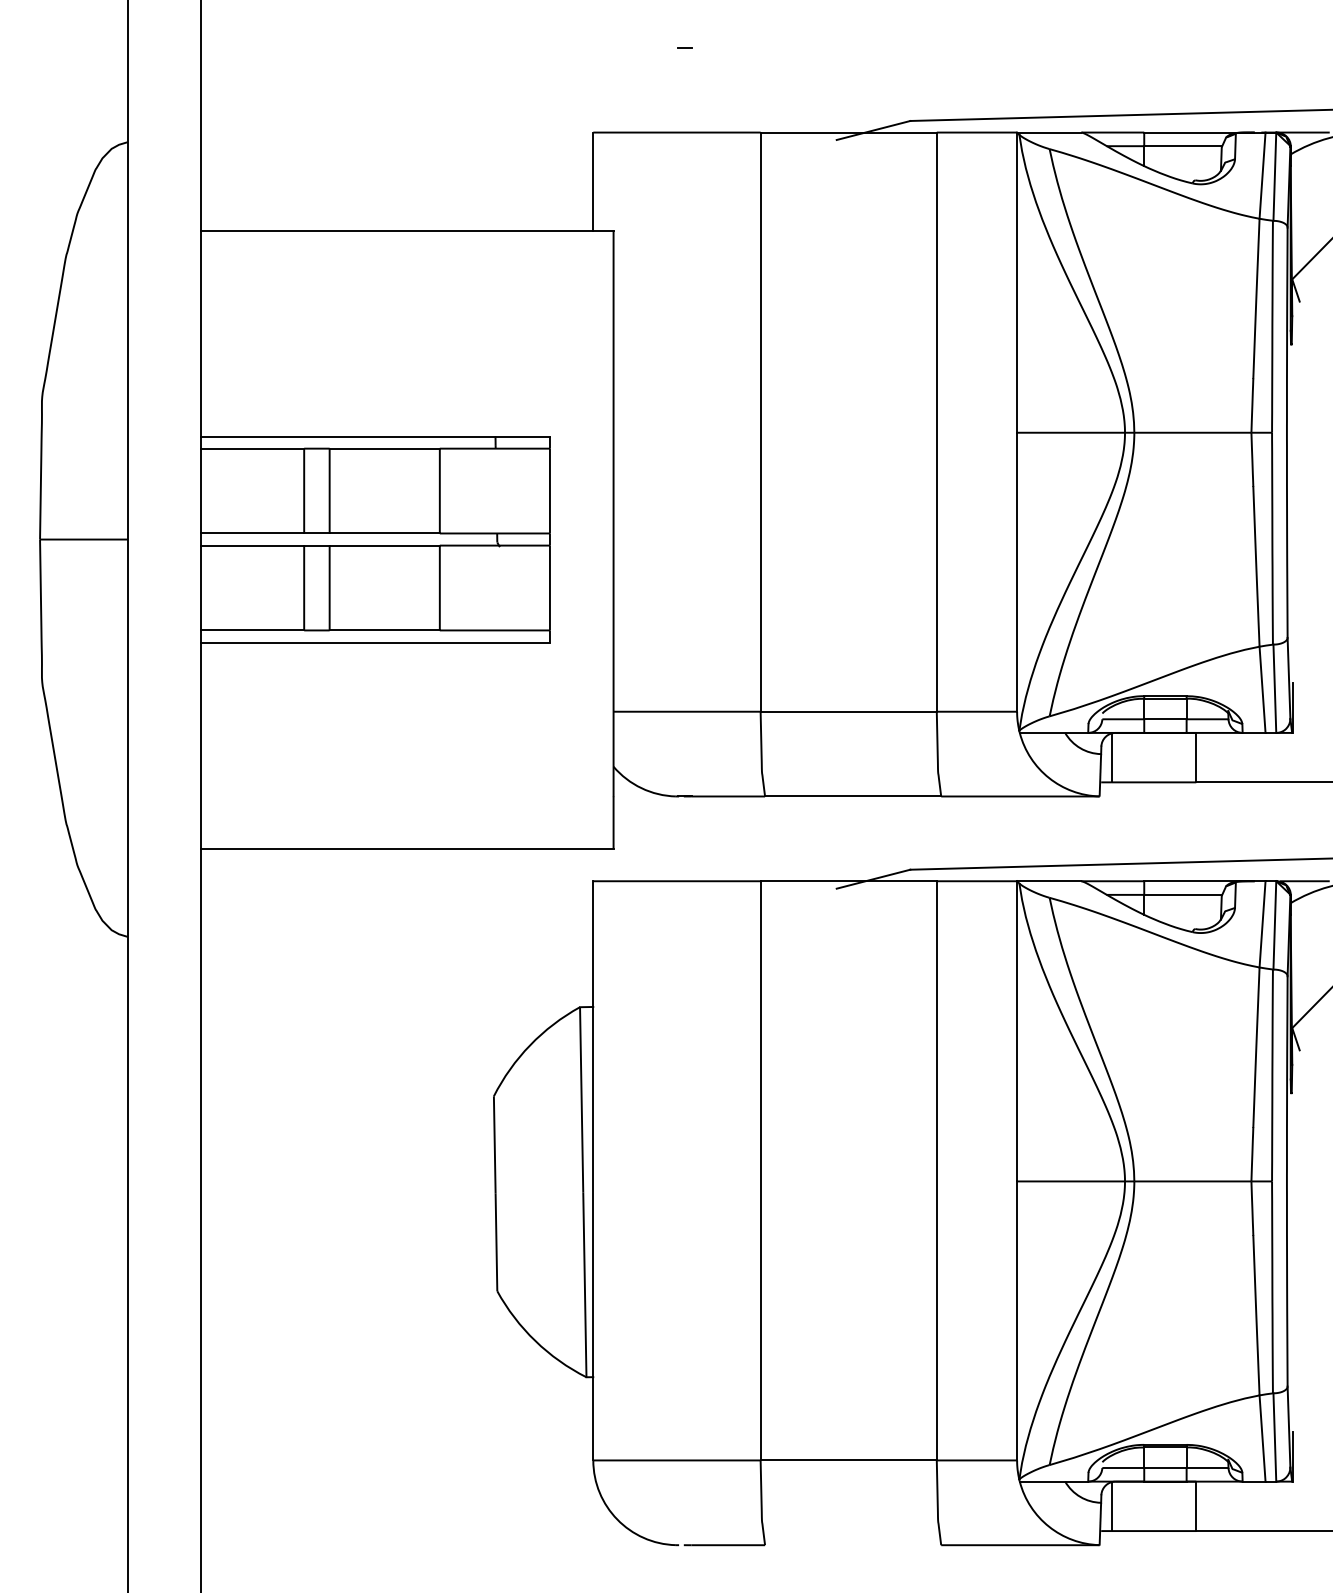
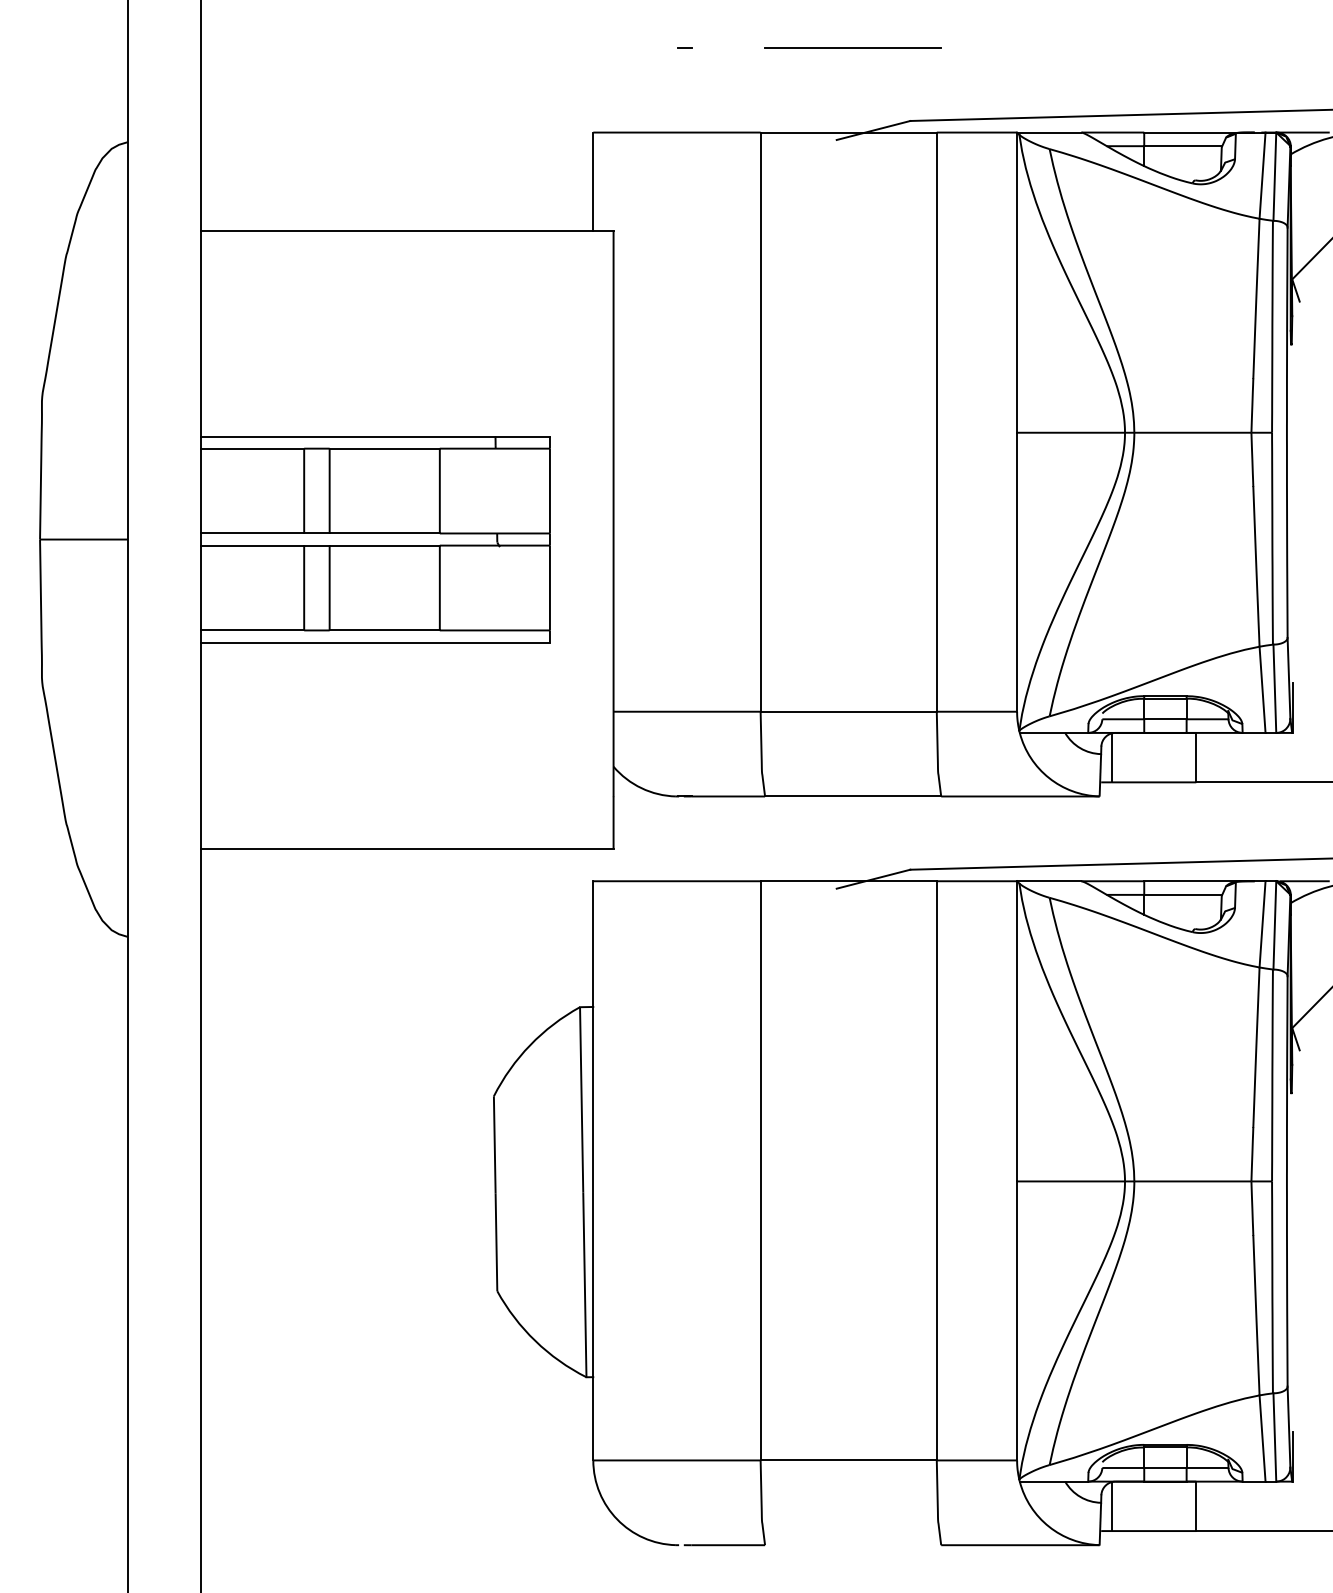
line: none -> present (852, 47)
